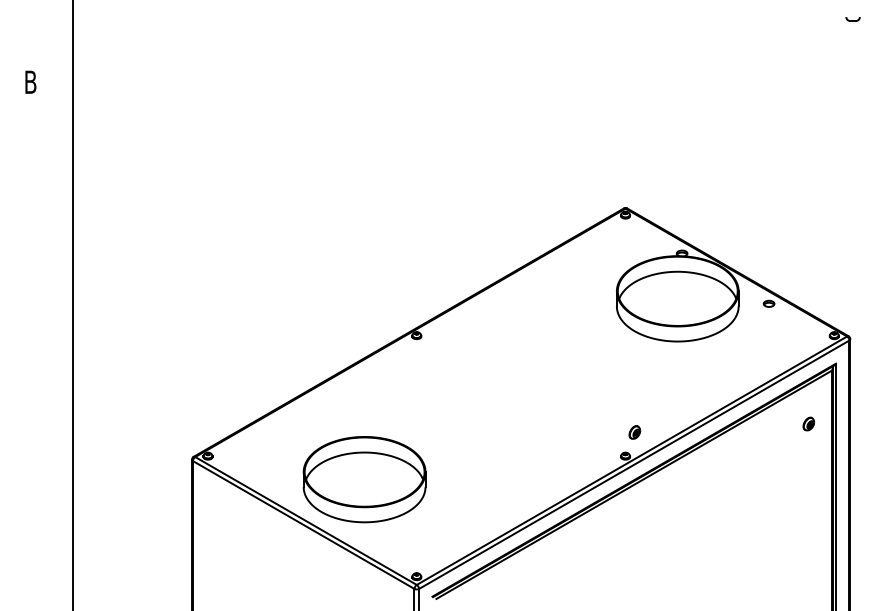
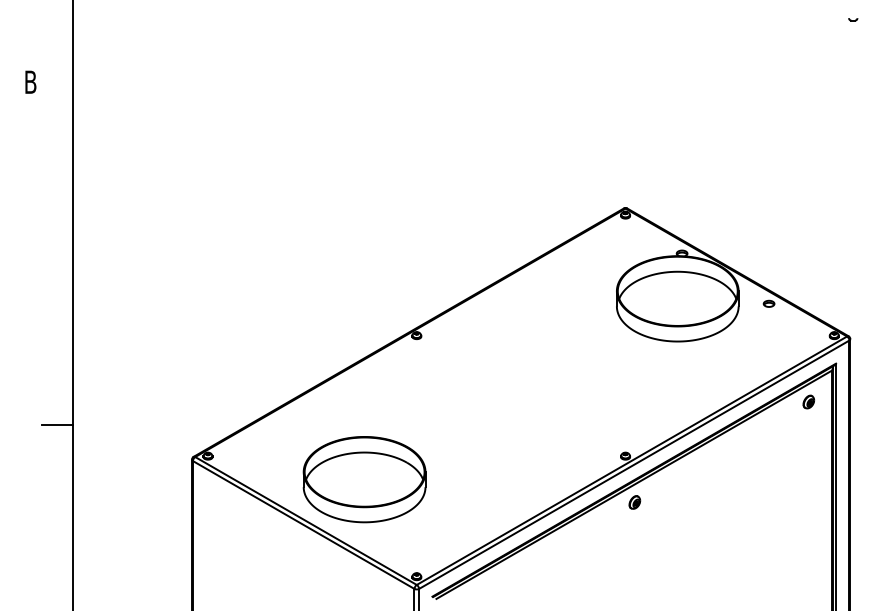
part size: 16x5 px -> 11x4 px (853, 19)
part position: (808, 423) -> (808, 401) (808, 401)
line: none -> present (56, 424)
part position: (634, 432) -> (634, 502) (634, 502)
